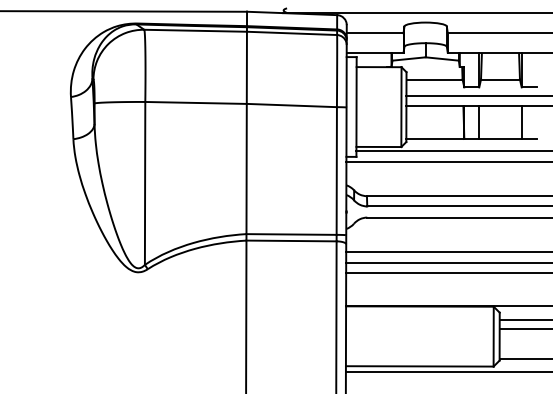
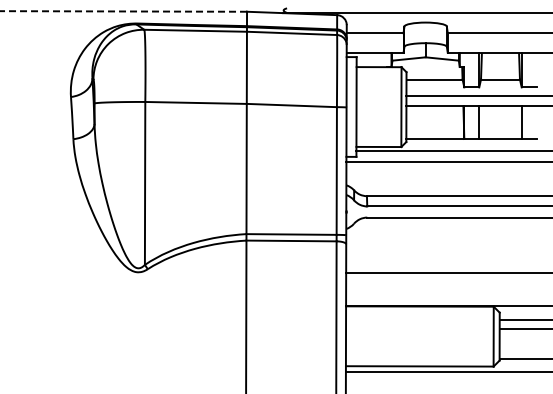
line: solid -> dashed (123, 11)
line: present -> none (447, 251)
line: present -> none (447, 262)
